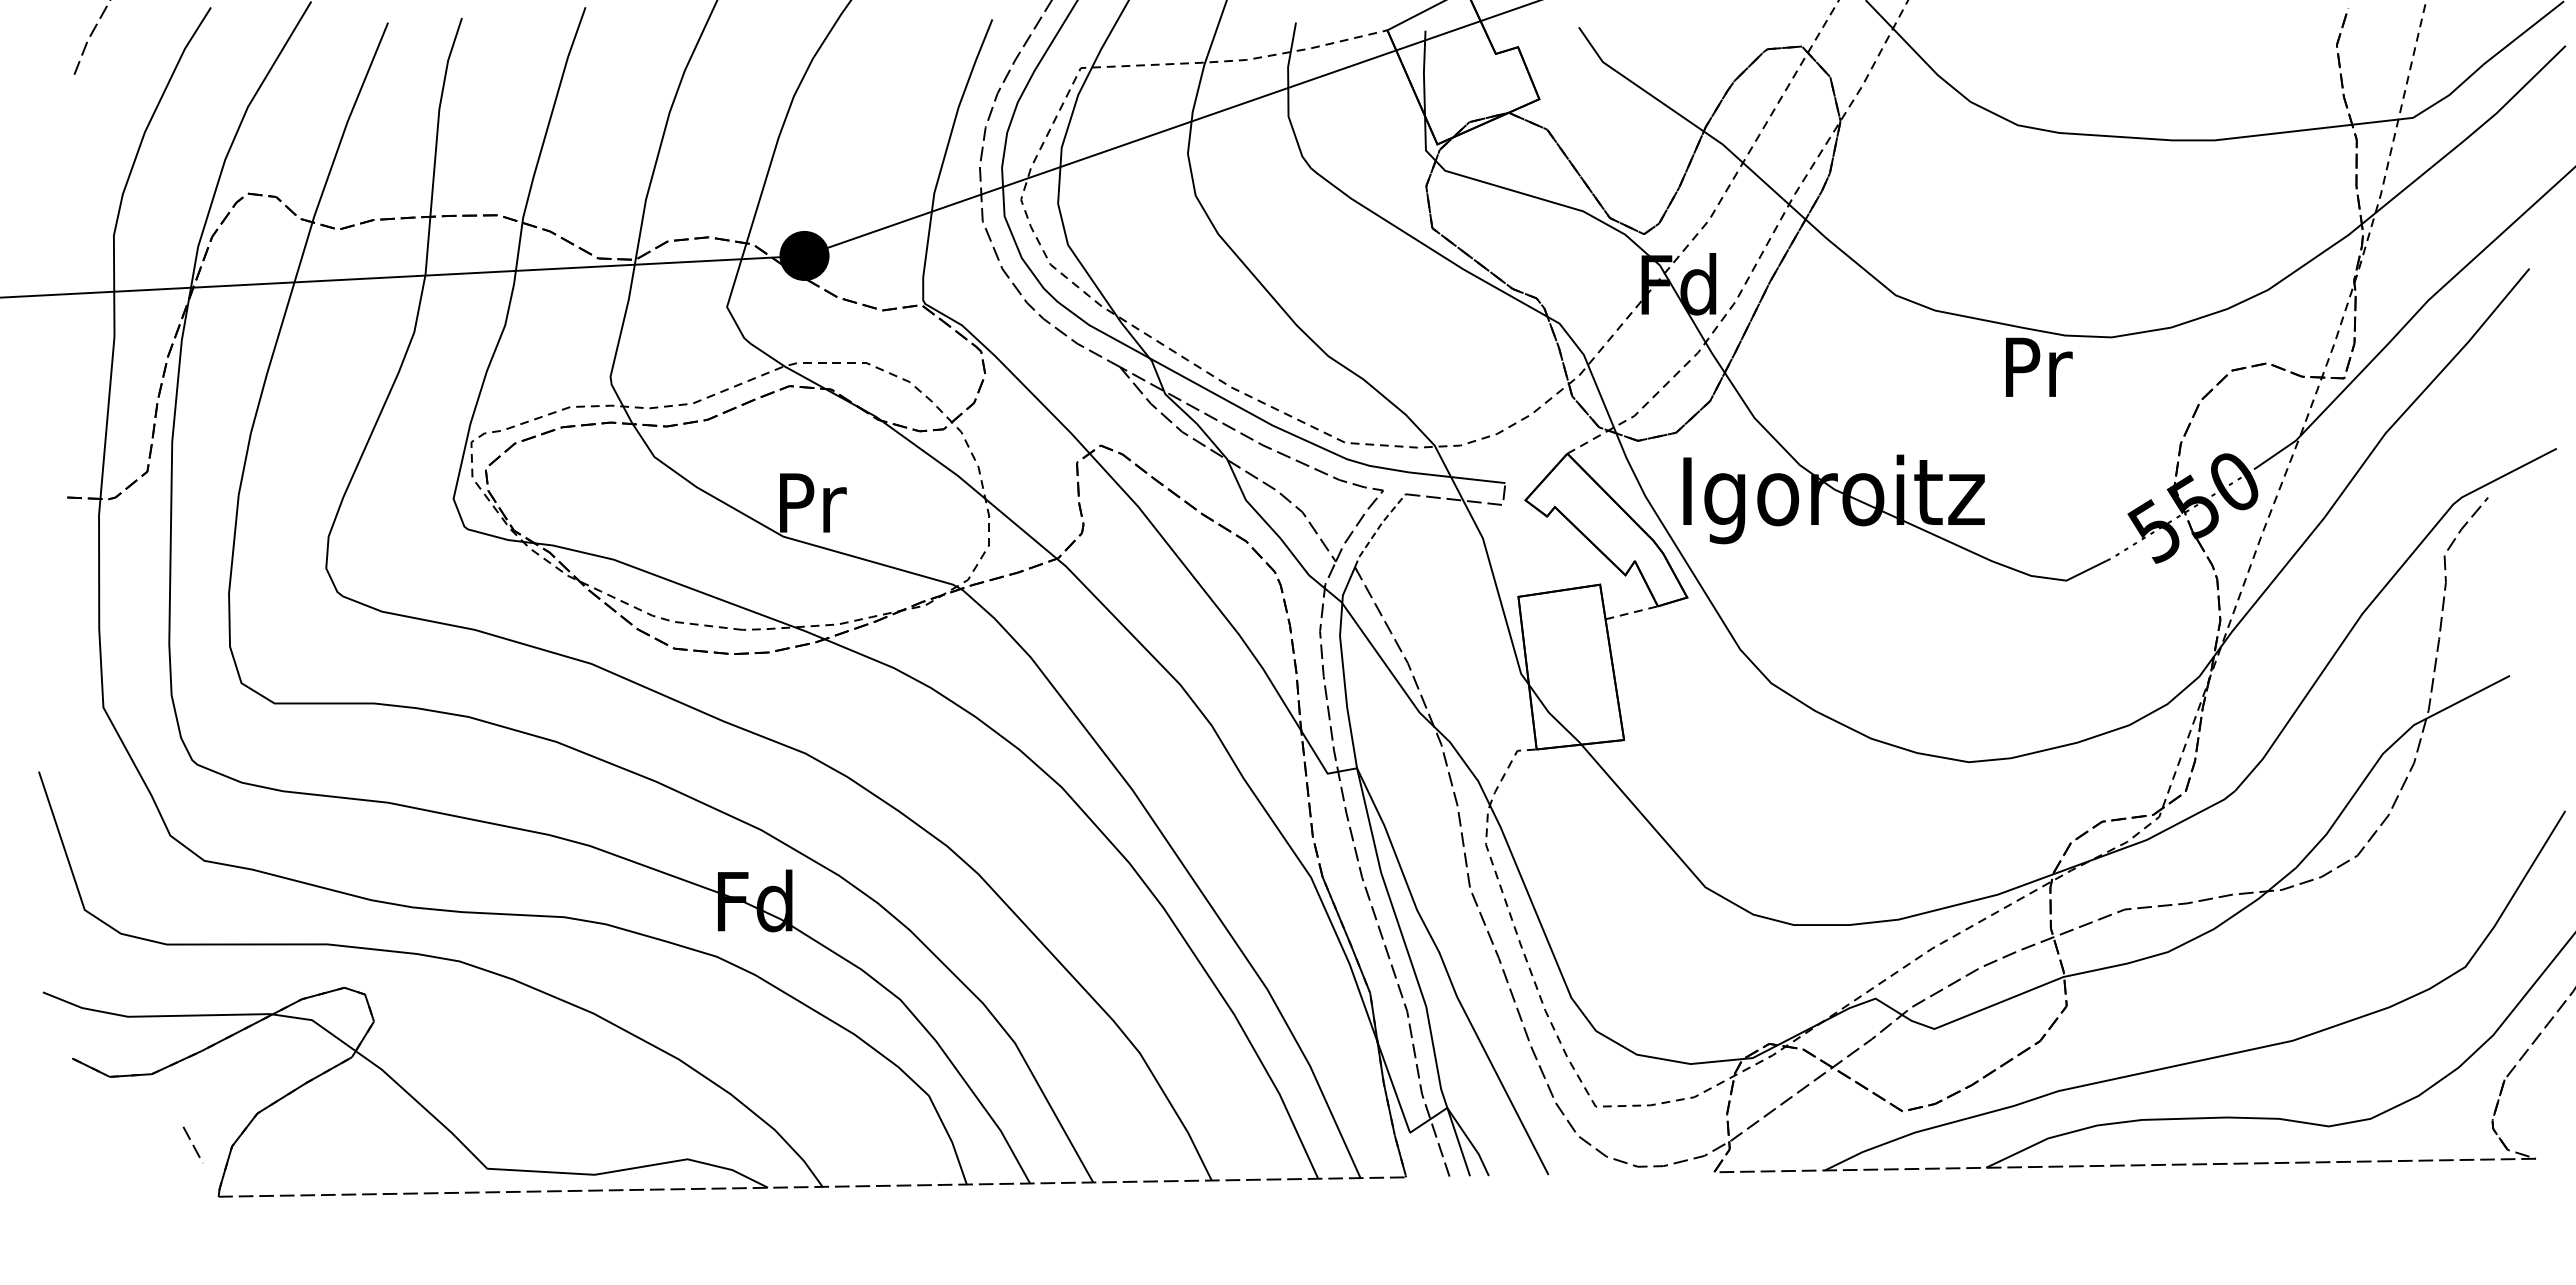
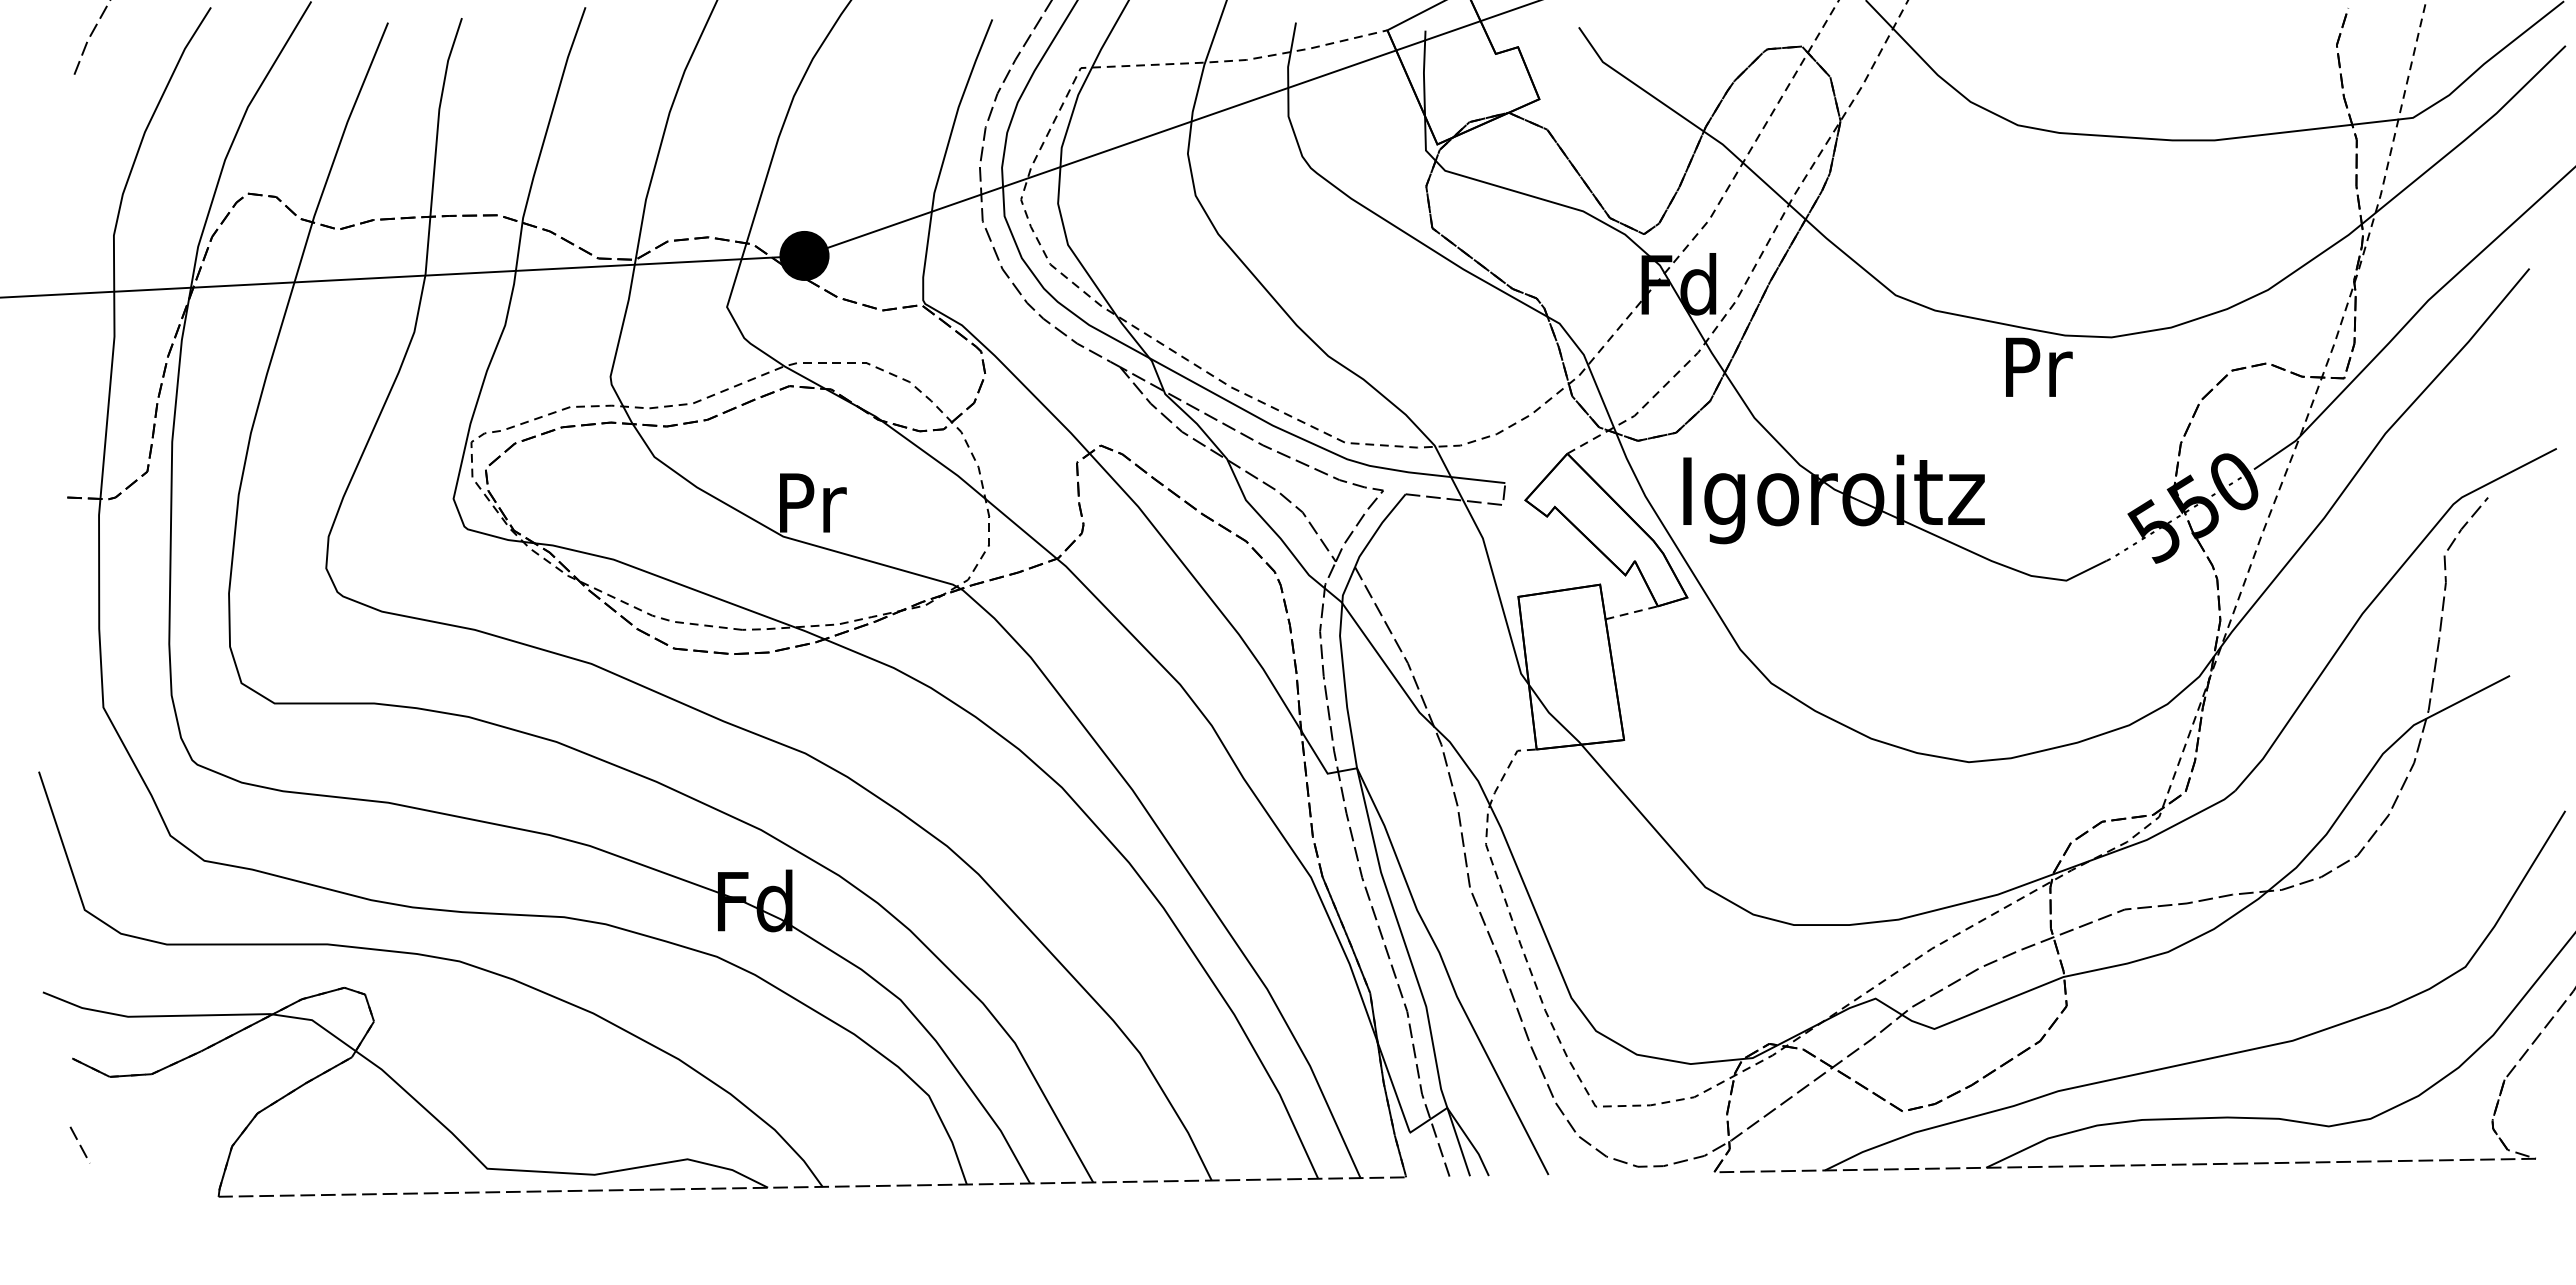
line: dashed -> solid (1378, 529)
line position: (193, 1144) -> (80, 1144) (80, 1144)
